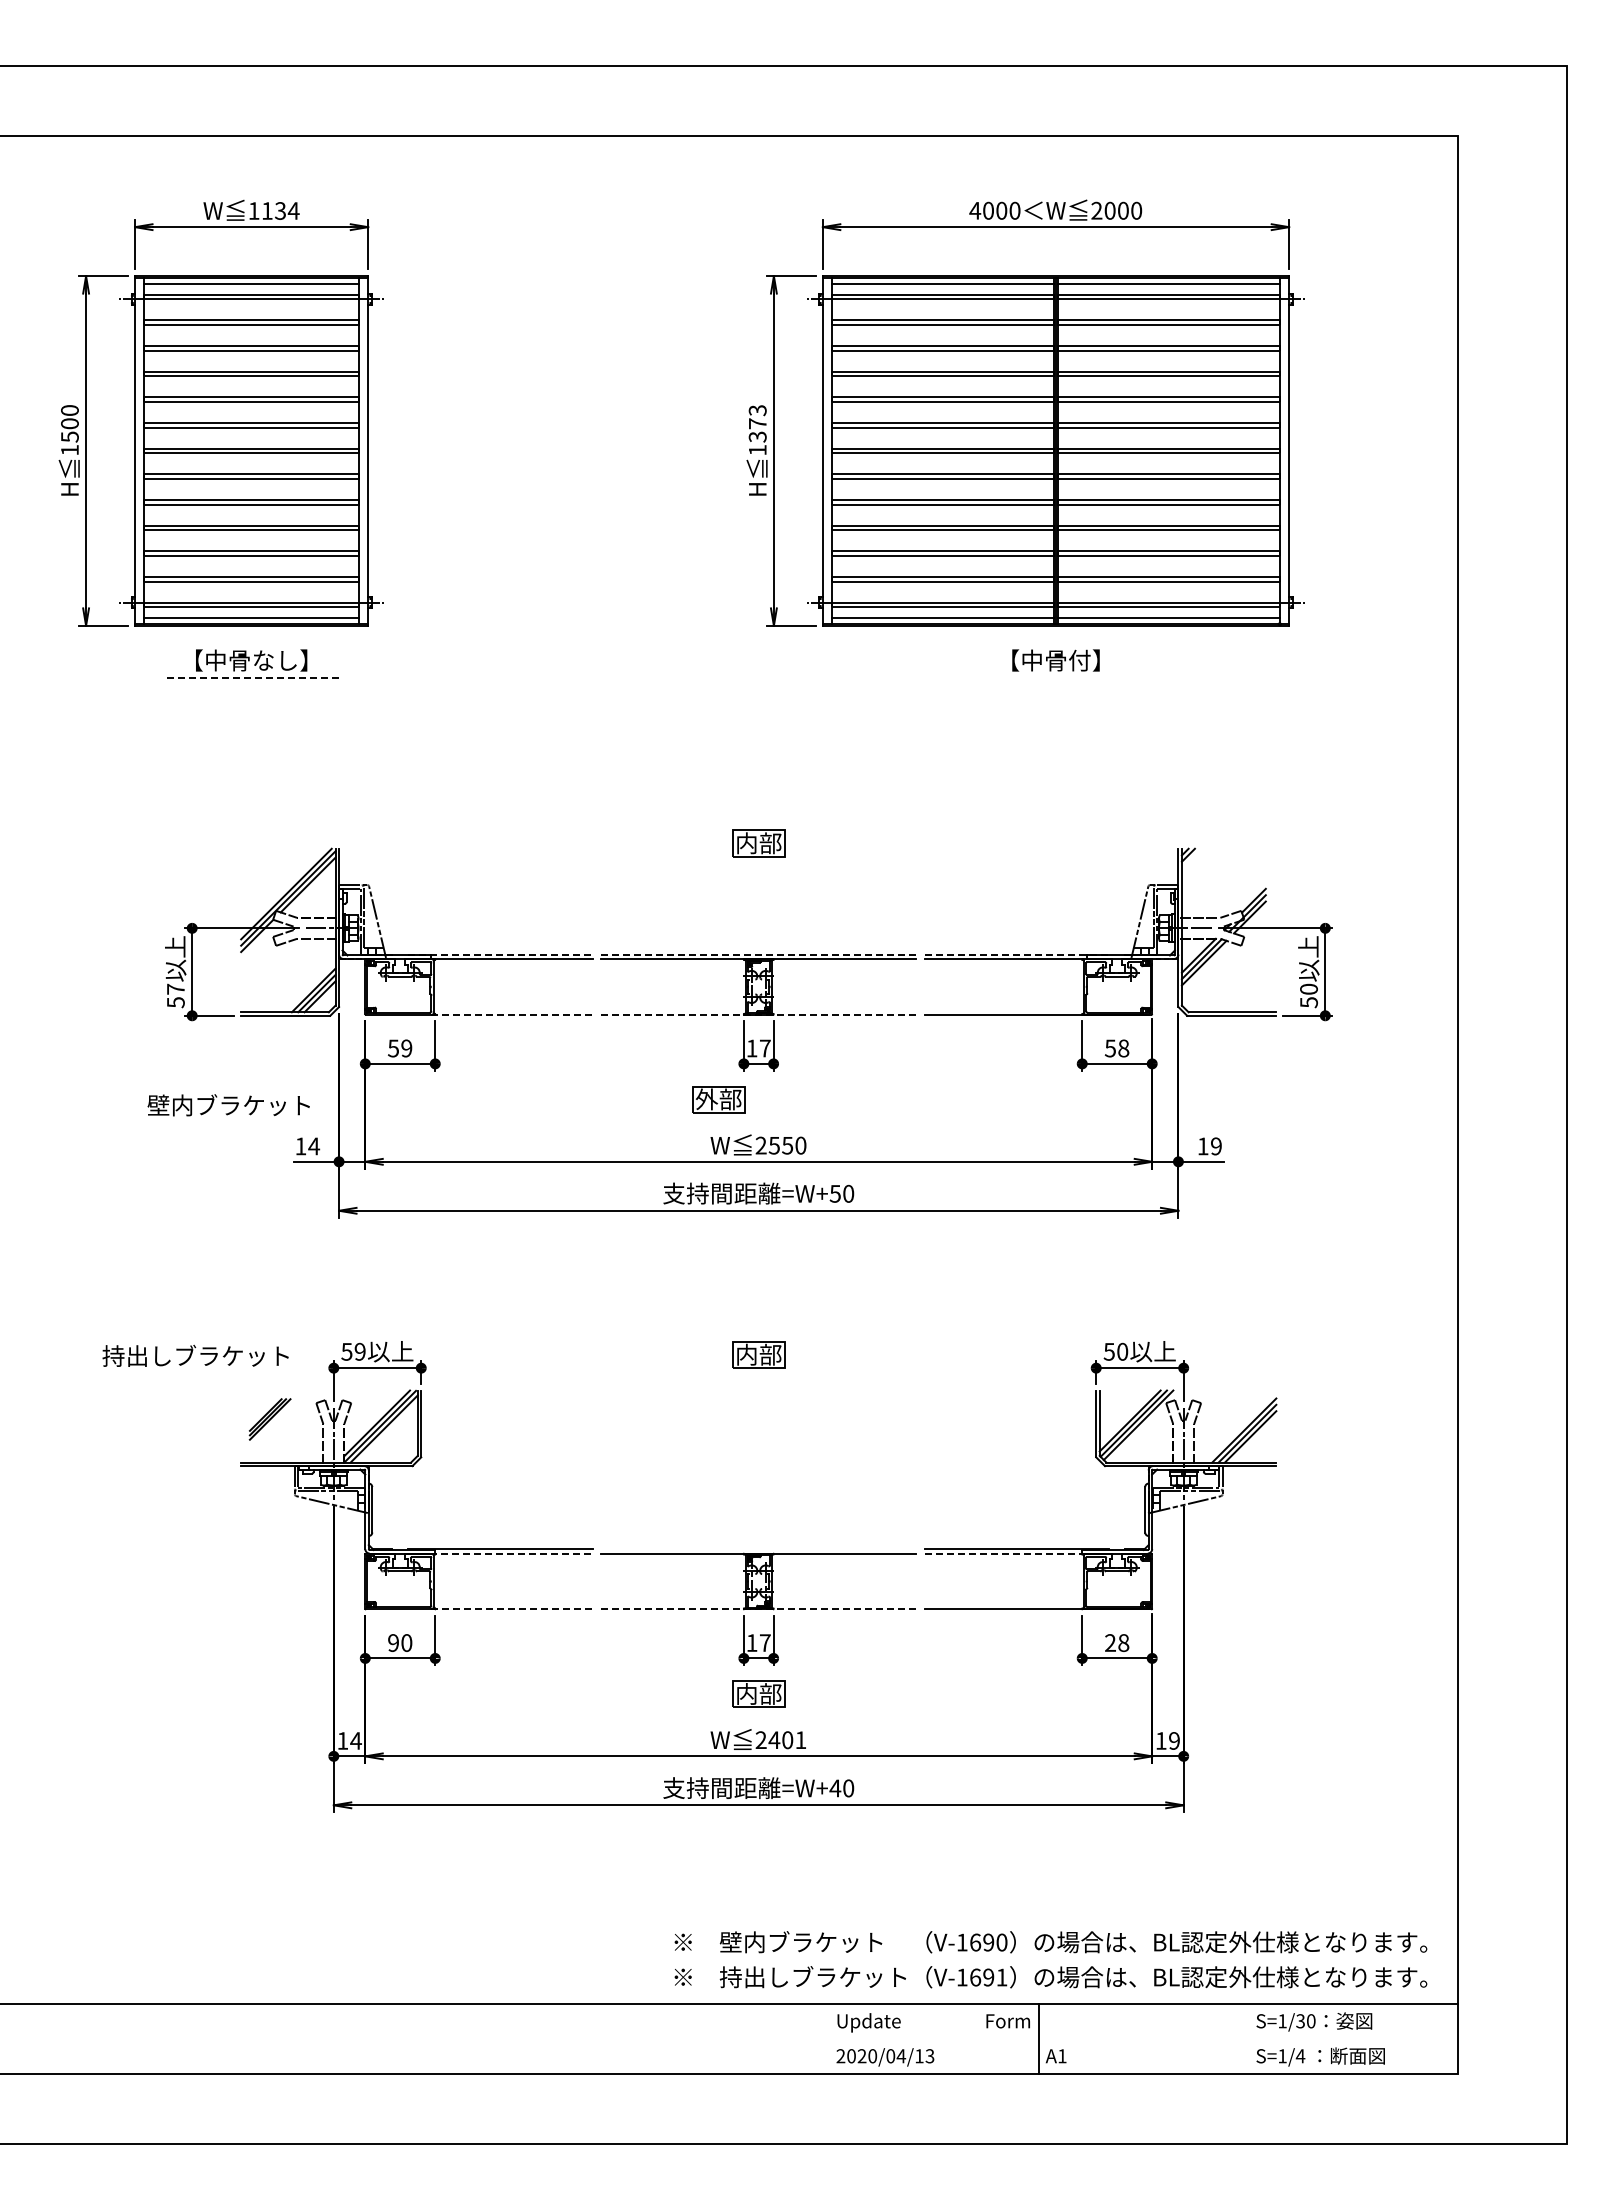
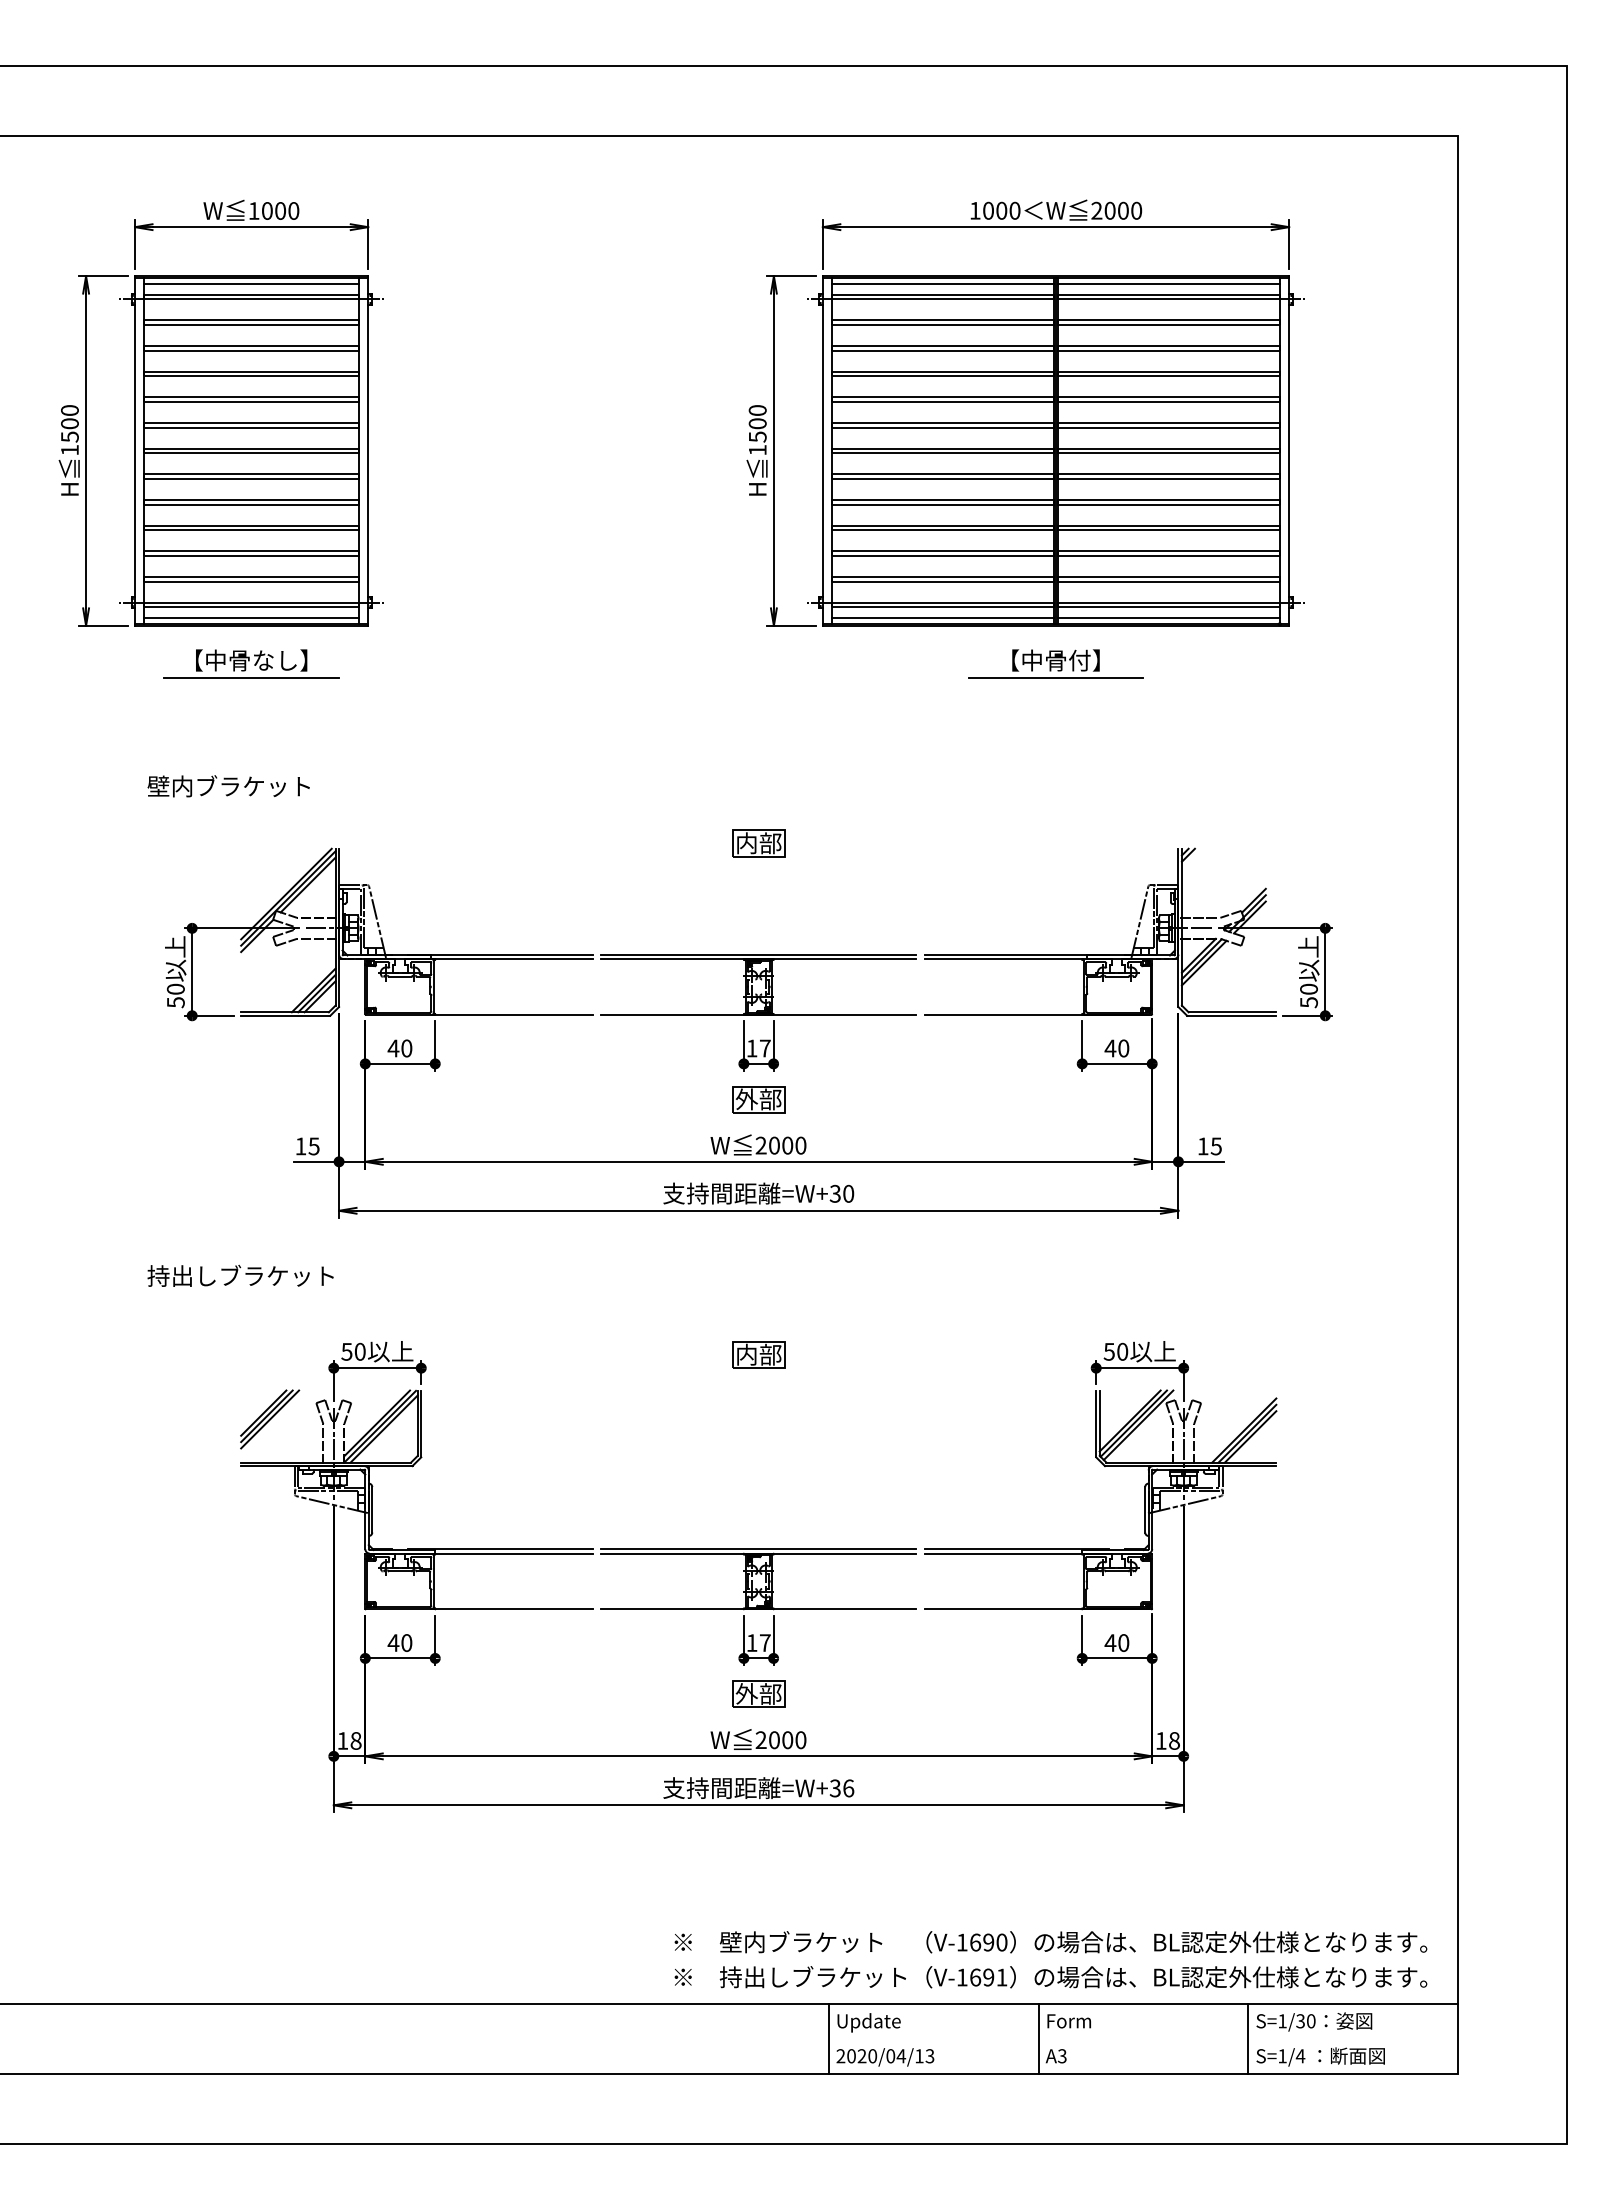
text: 1134 -> 1000 (280, 210)
text: 4000 -> 1000 (975, 210)
text: 1373 -> 1500 (757, 423)
line: dashed -> solid (251, 678)
line: none -> present (1055, 678)
line: dashed -> solid (500, 954)
line: dashed -> solid (759, 954)
line: dashed -> solid (1017, 954)
text: 57 -> 50 (175, 988)
line: dashed -> solid (511, 1014)
line: dashed -> solid (759, 1014)
text: 59 -> 40 (399, 1048)
text: 58 -> 40 (1116, 1048)
part position: (718, 1099) -> (758, 1099) (758, 1099)
text position: (228, 1105) -> (228, 786) (228, 786)
text: 2550 -> 2000 (780, 1145)
text: 14 -> 15 (314, 1146)
text: 19 -> 15 (1215, 1146)
text: =W+50 -> =W+30 (835, 1193)
text: 59 -> 50 (359, 1351)
text position: (195, 1355) -> (240, 1275) (240, 1275)
part size: 44x43 px -> 61x61 px (270, 1419)
line: none -> present (758, 1549)
line: dashed -> solid (511, 1553)
line: dashed -> solid (1003, 1553)
line: dashed -> solid (511, 1609)
line: dashed -> solid (759, 1609)
text: 90 -> 40 (393, 1642)
text: 28 -> 40 (1116, 1642)
text: 内部 -> 外部 (746, 1693)
text: 14 -> 18 (355, 1740)
text: 2401 -> 2000 (787, 1740)
text: 19 -> 18 (1174, 1740)
text: =W+40 -> =W+36 (841, 1788)
text position: (1007, 2021) -> (1068, 2021) (1068, 2021)
line: none -> present (828, 2038)
line: none -> present (1248, 2038)
text: A1 -> A3 (1061, 2056)
